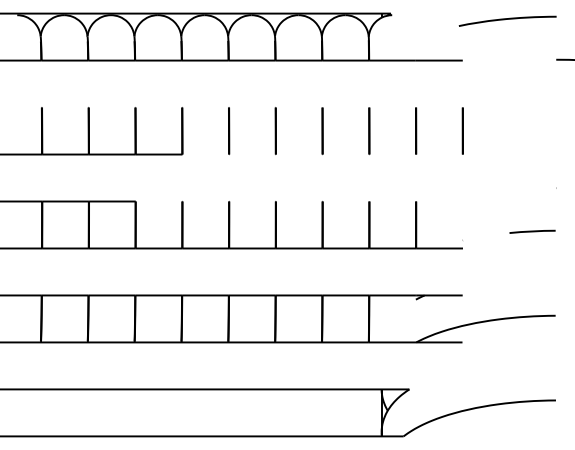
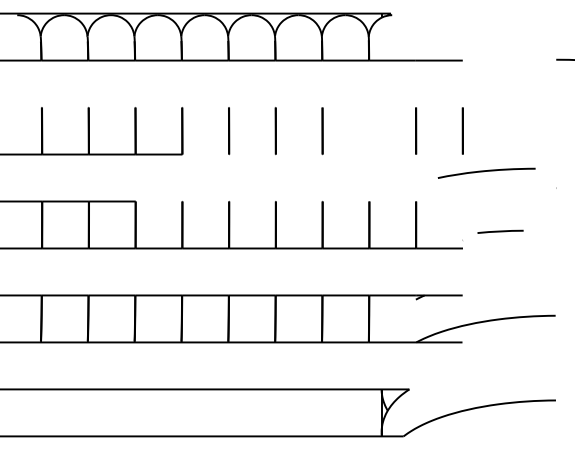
curve position: (507, 19) -> (486, 171) (486, 171)
line: present -> none (369, 130)
line position: (532, 231) -> (500, 231) (500, 231)
